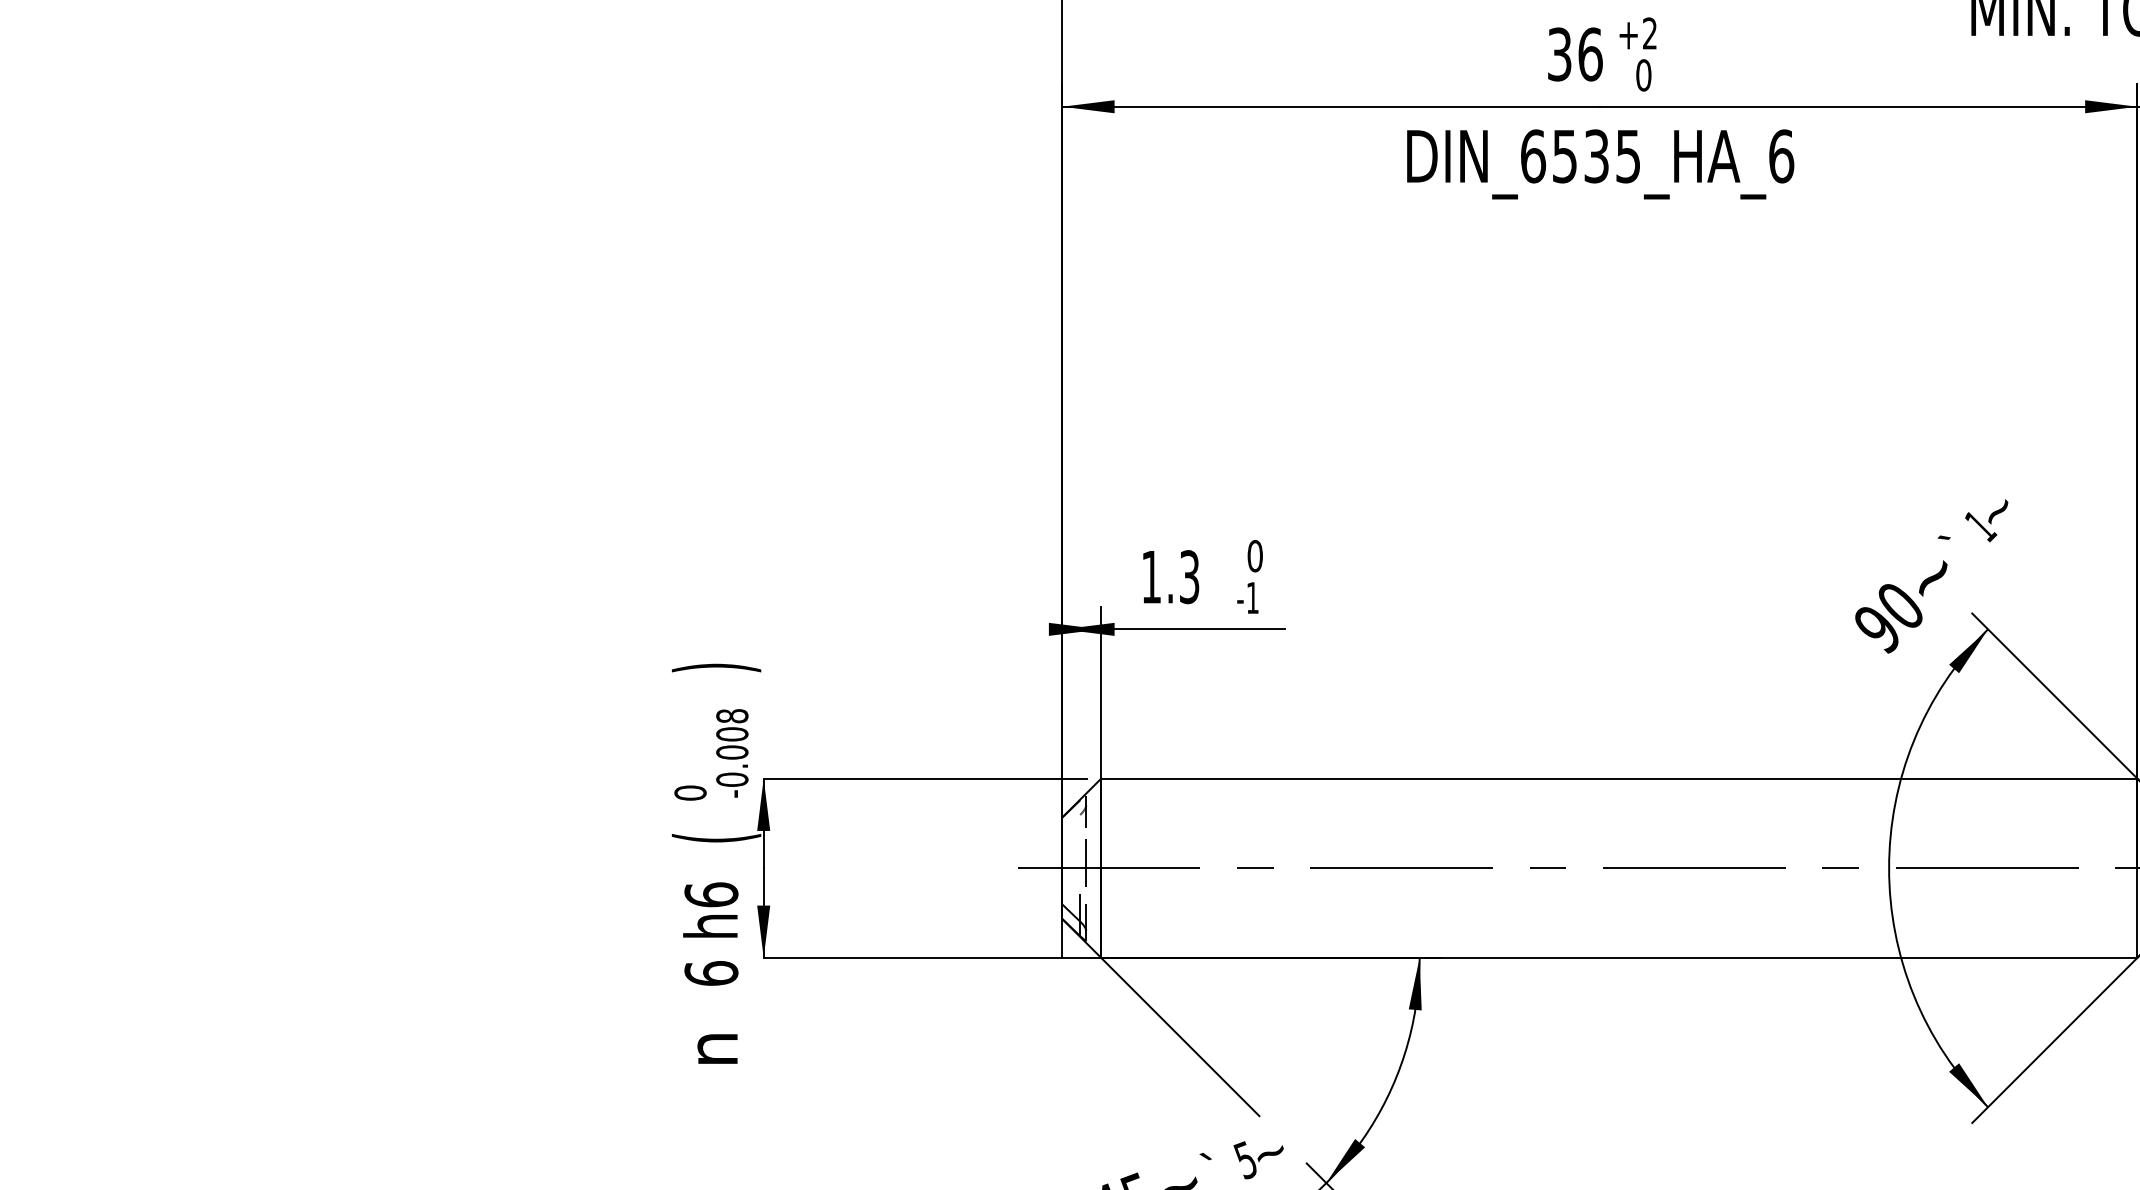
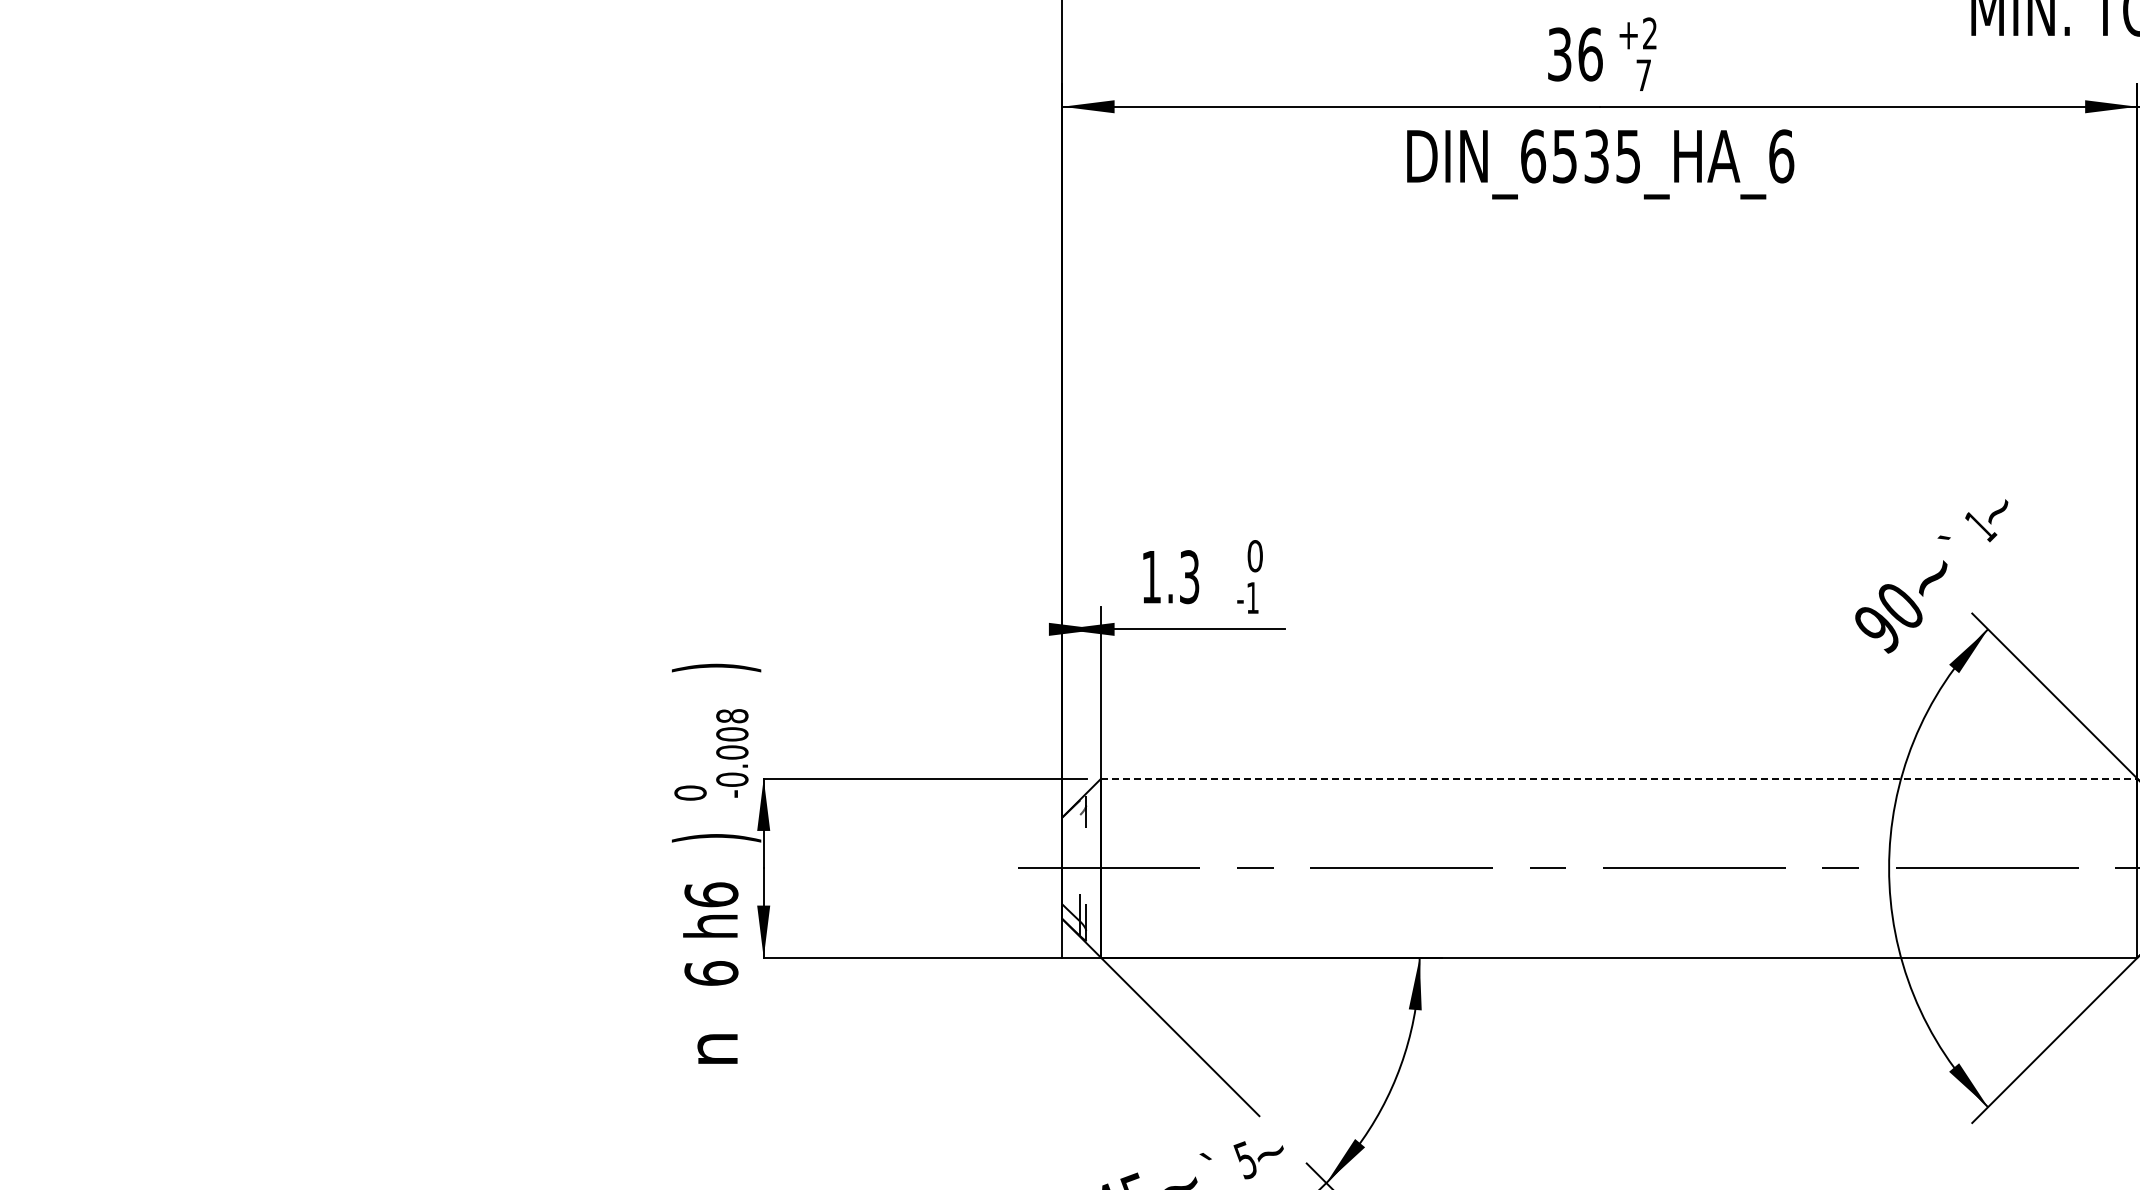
text: 0 -> 7 (1643, 75)
line: solid -> dashed (1619, 778)
text: ( -> ) (716, 838)
line: present -> none (1086, 860)
